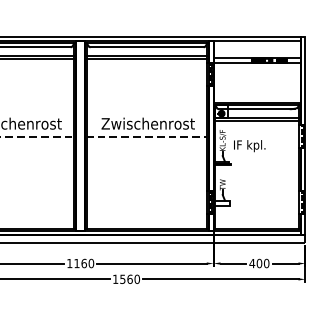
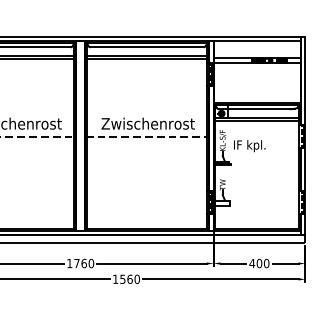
text: 1160 -> 1760 (76, 263)
